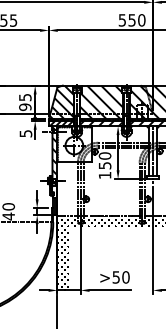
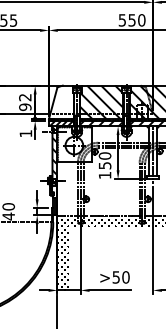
text: 95 -> 92 (25, 97)
hatch: present -> none (61, 102)
text: 5 -> 1 (25, 133)
